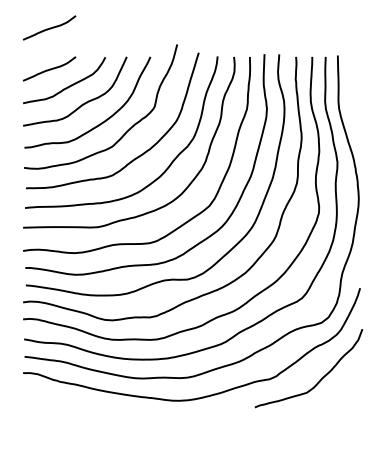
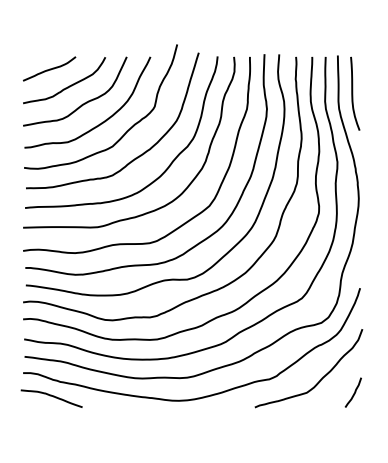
curve: present -> none (49, 27)
curve: none -> present (353, 93)
curve: none -> present (353, 393)
curve: none -> present (51, 396)
